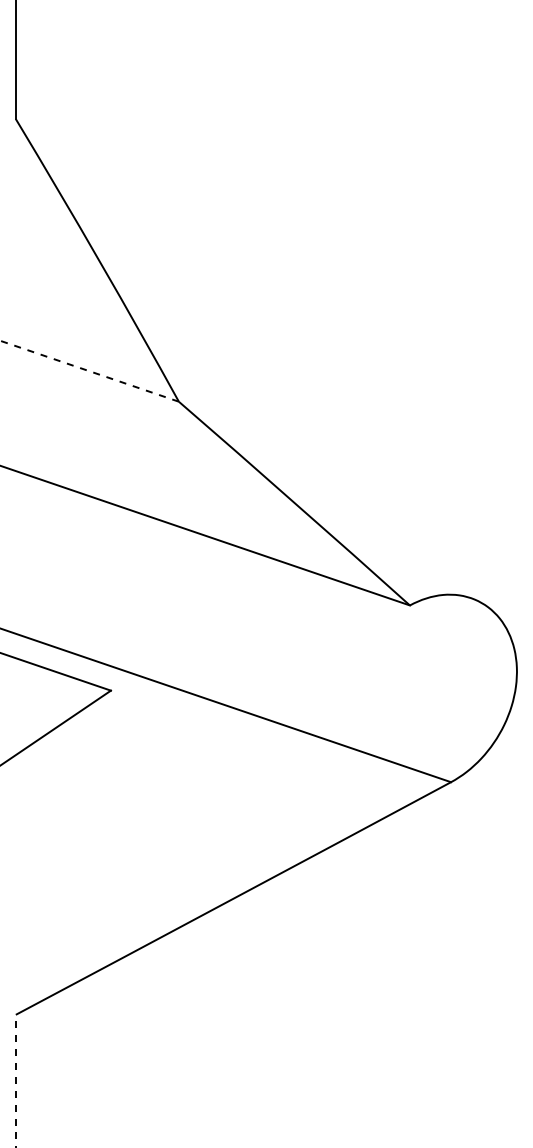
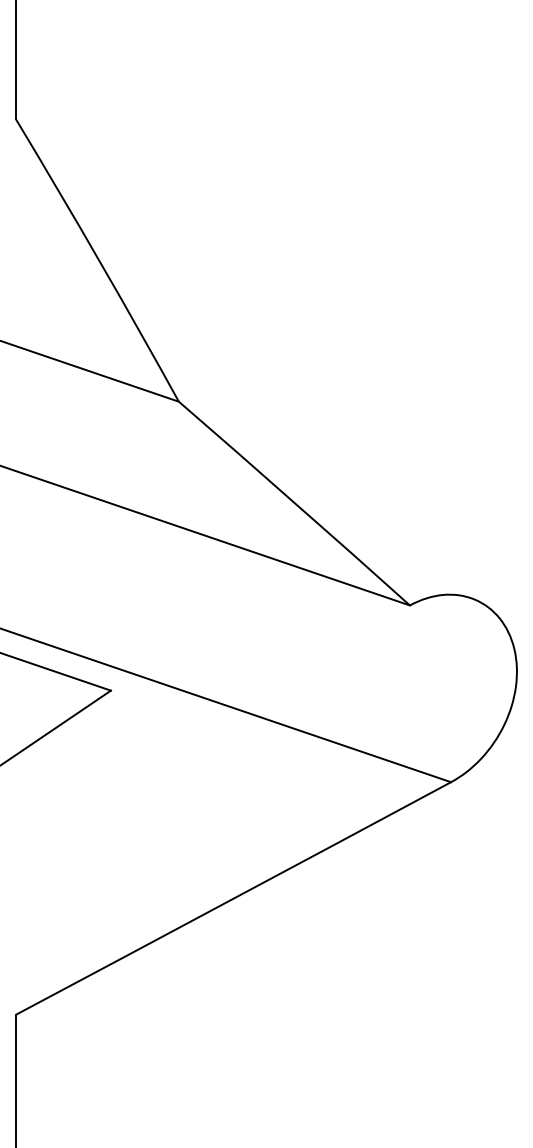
line: dashed -> solid (88, 371)
line: dashed -> solid (15, 1080)
